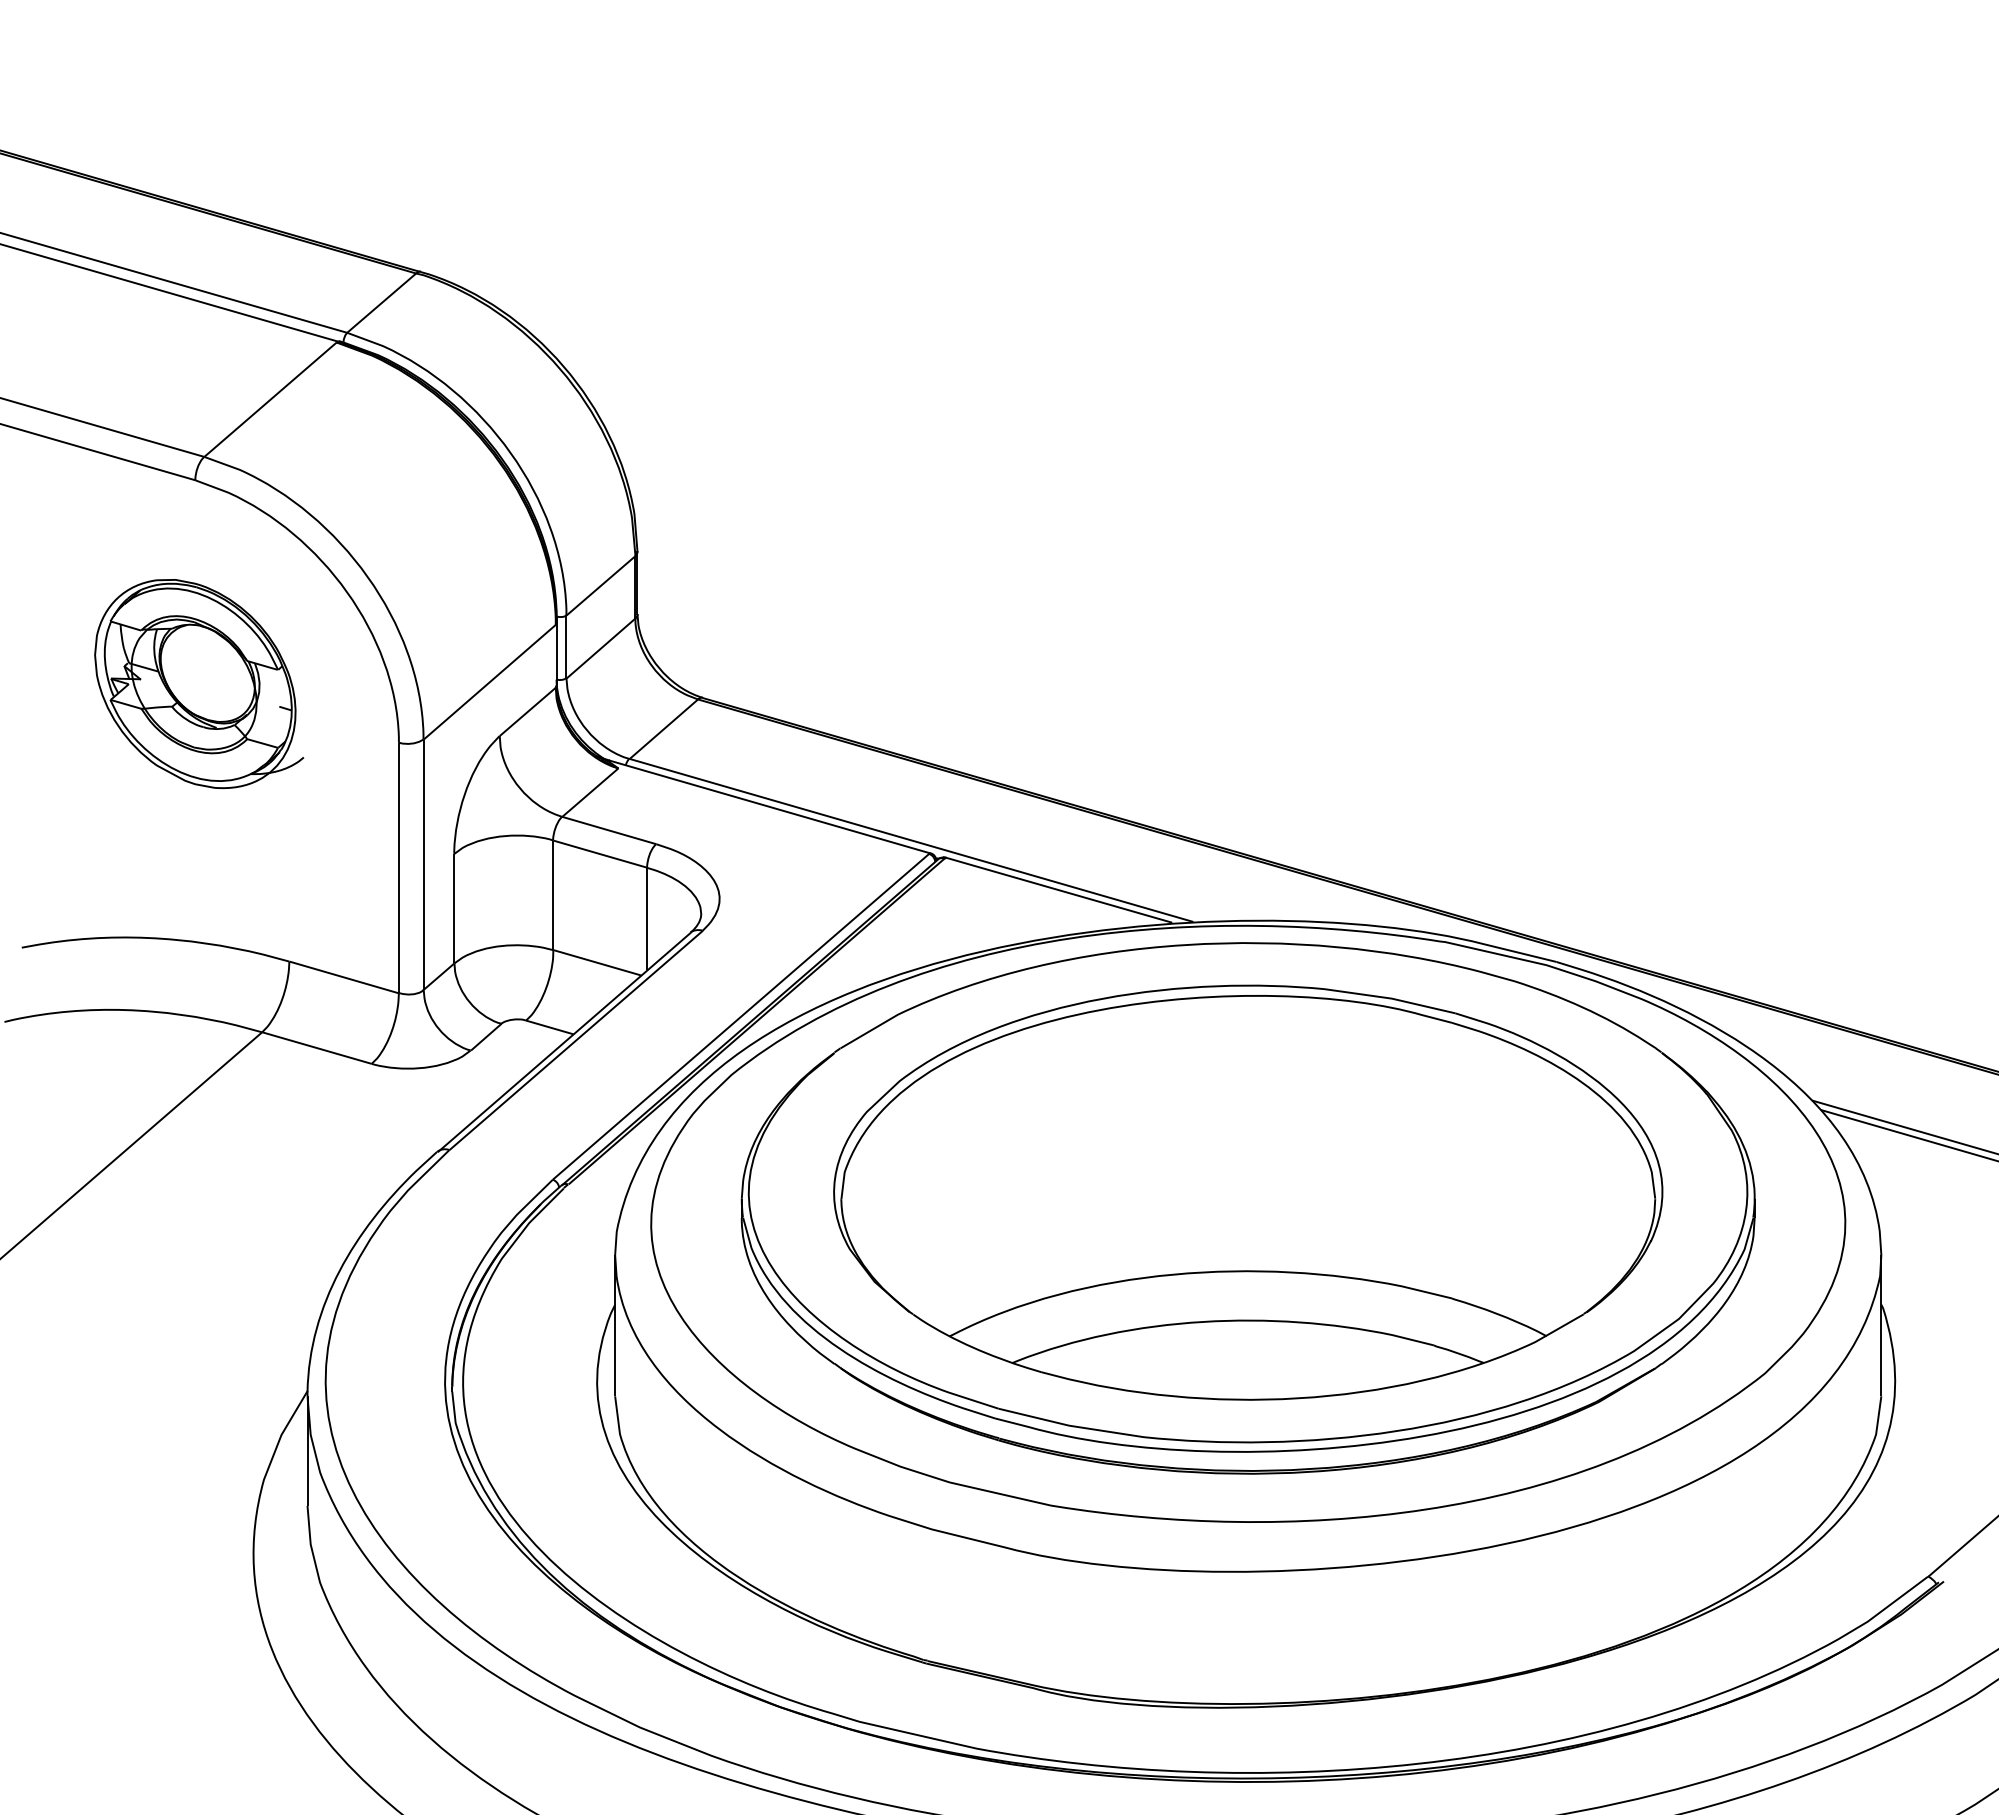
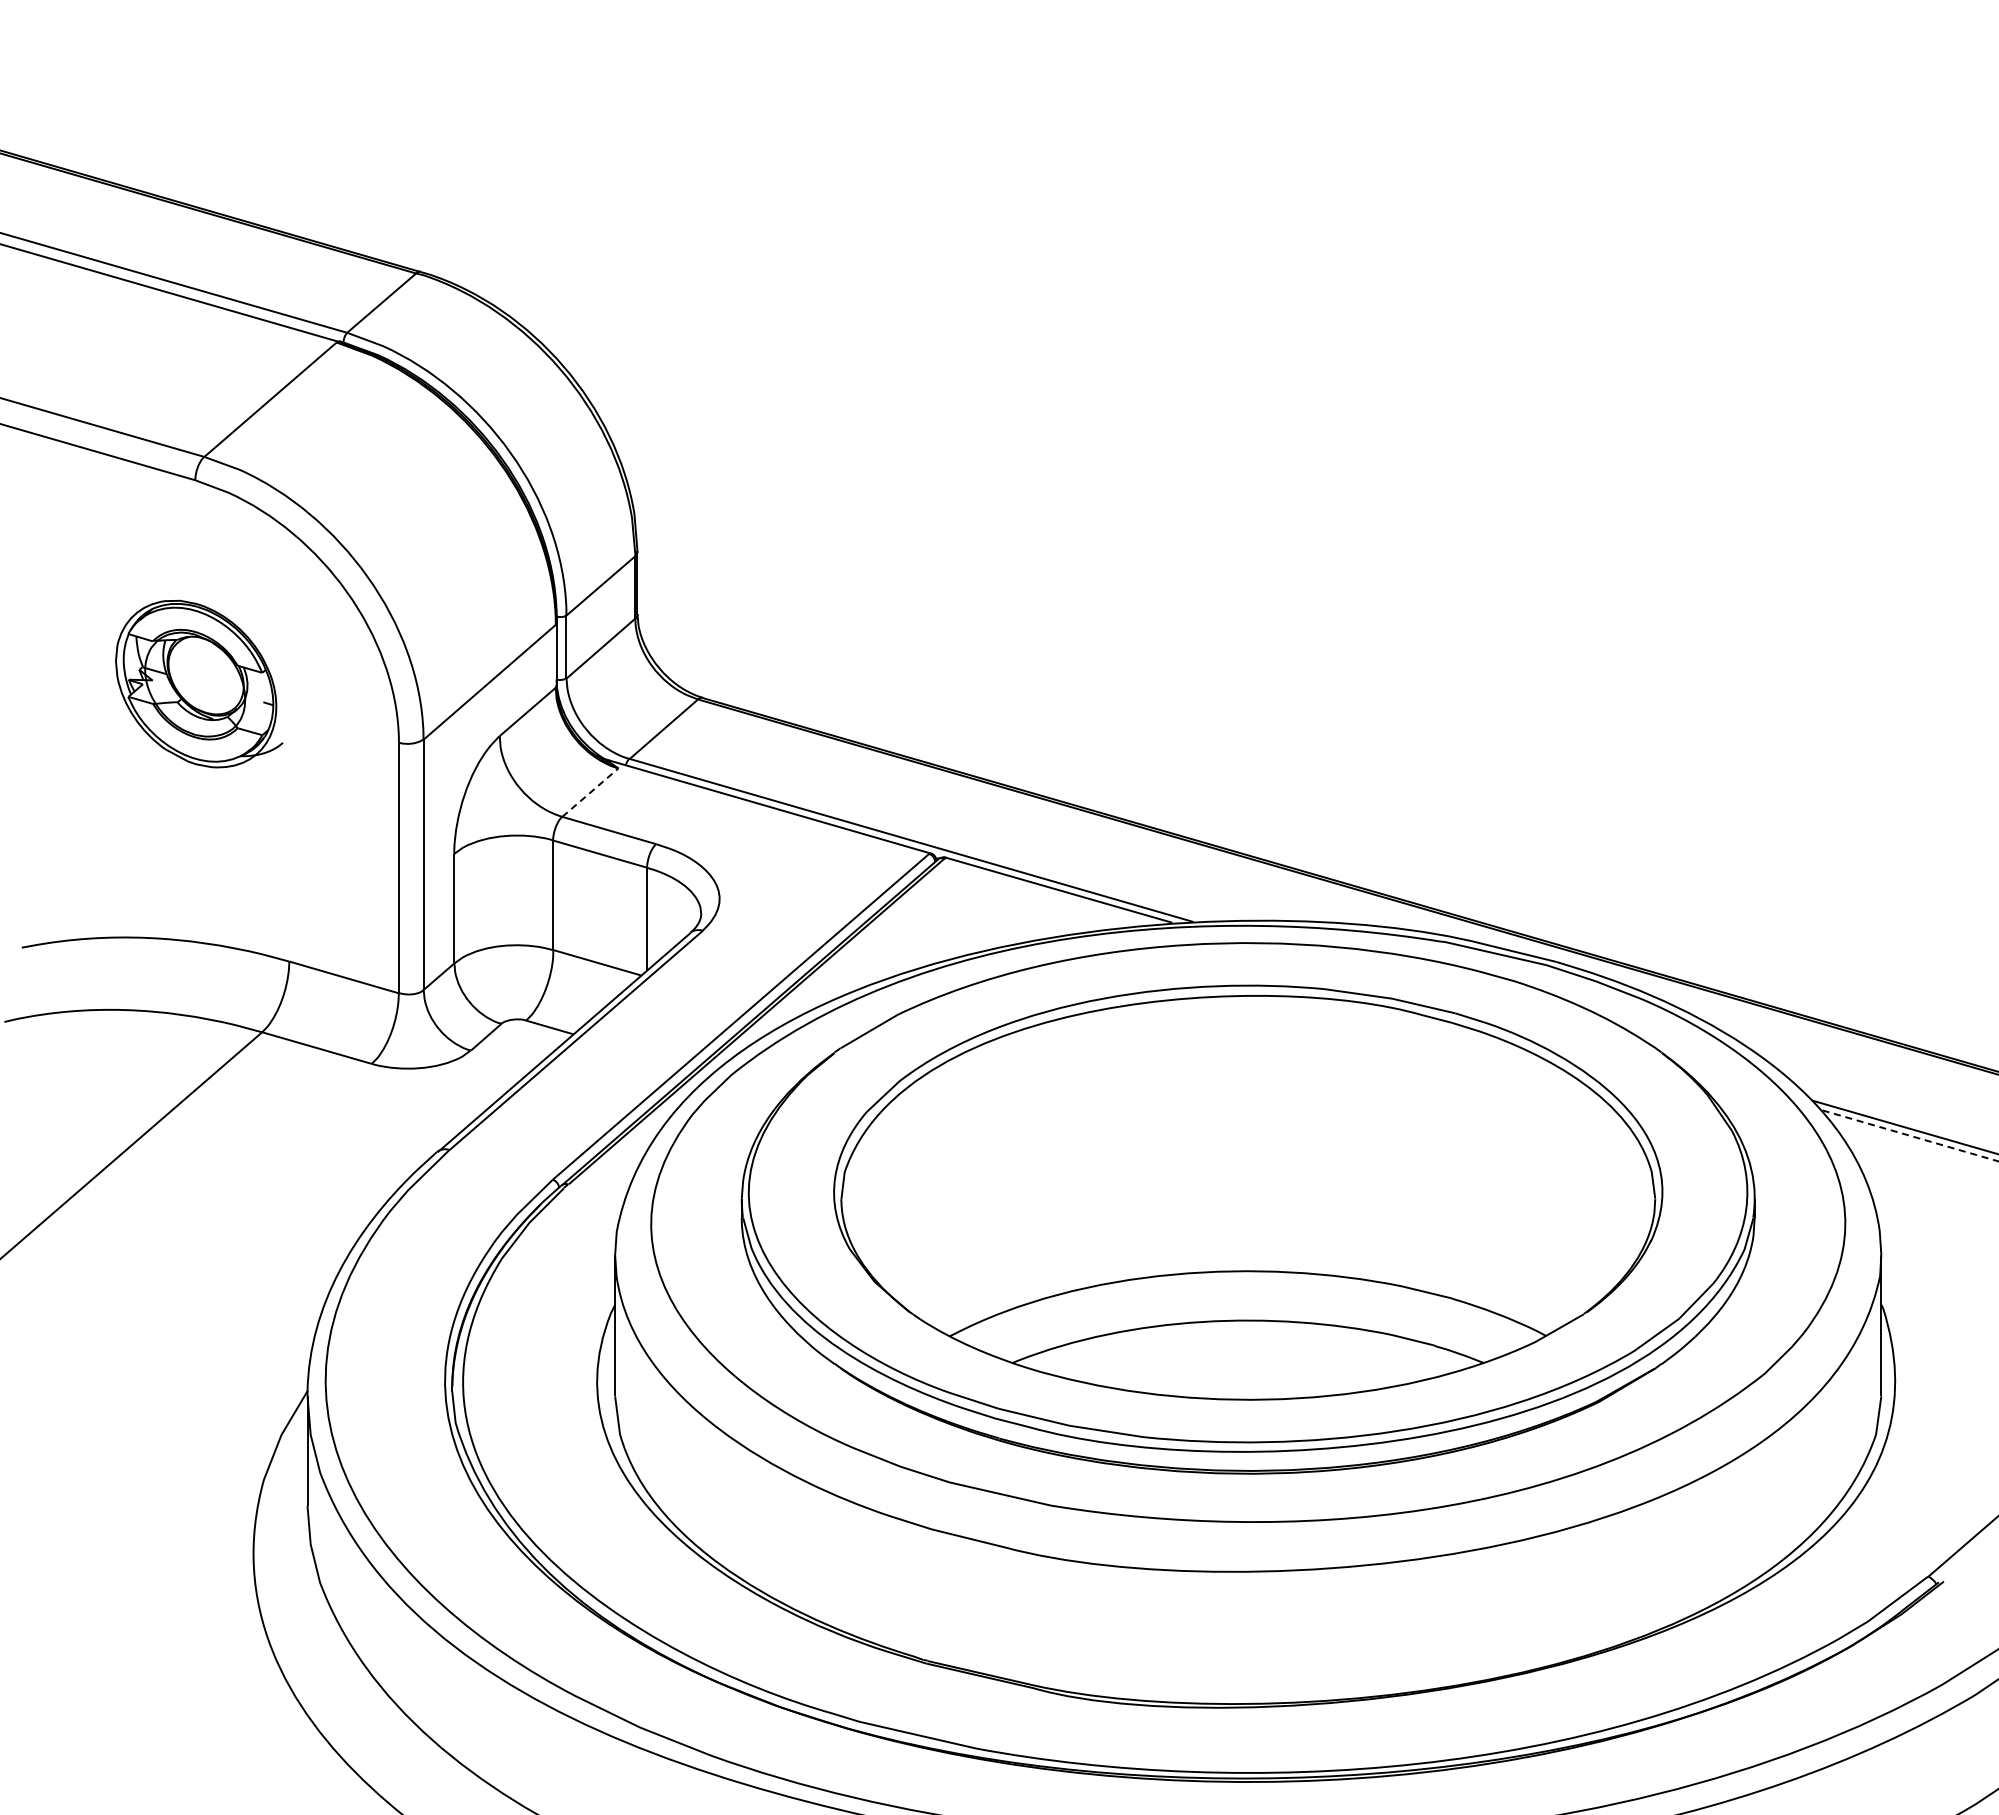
part size: 211x211 px -> 169x170 px (199, 683)
line: solid -> dashed (590, 792)
line: solid -> dashed (1909, 1135)
